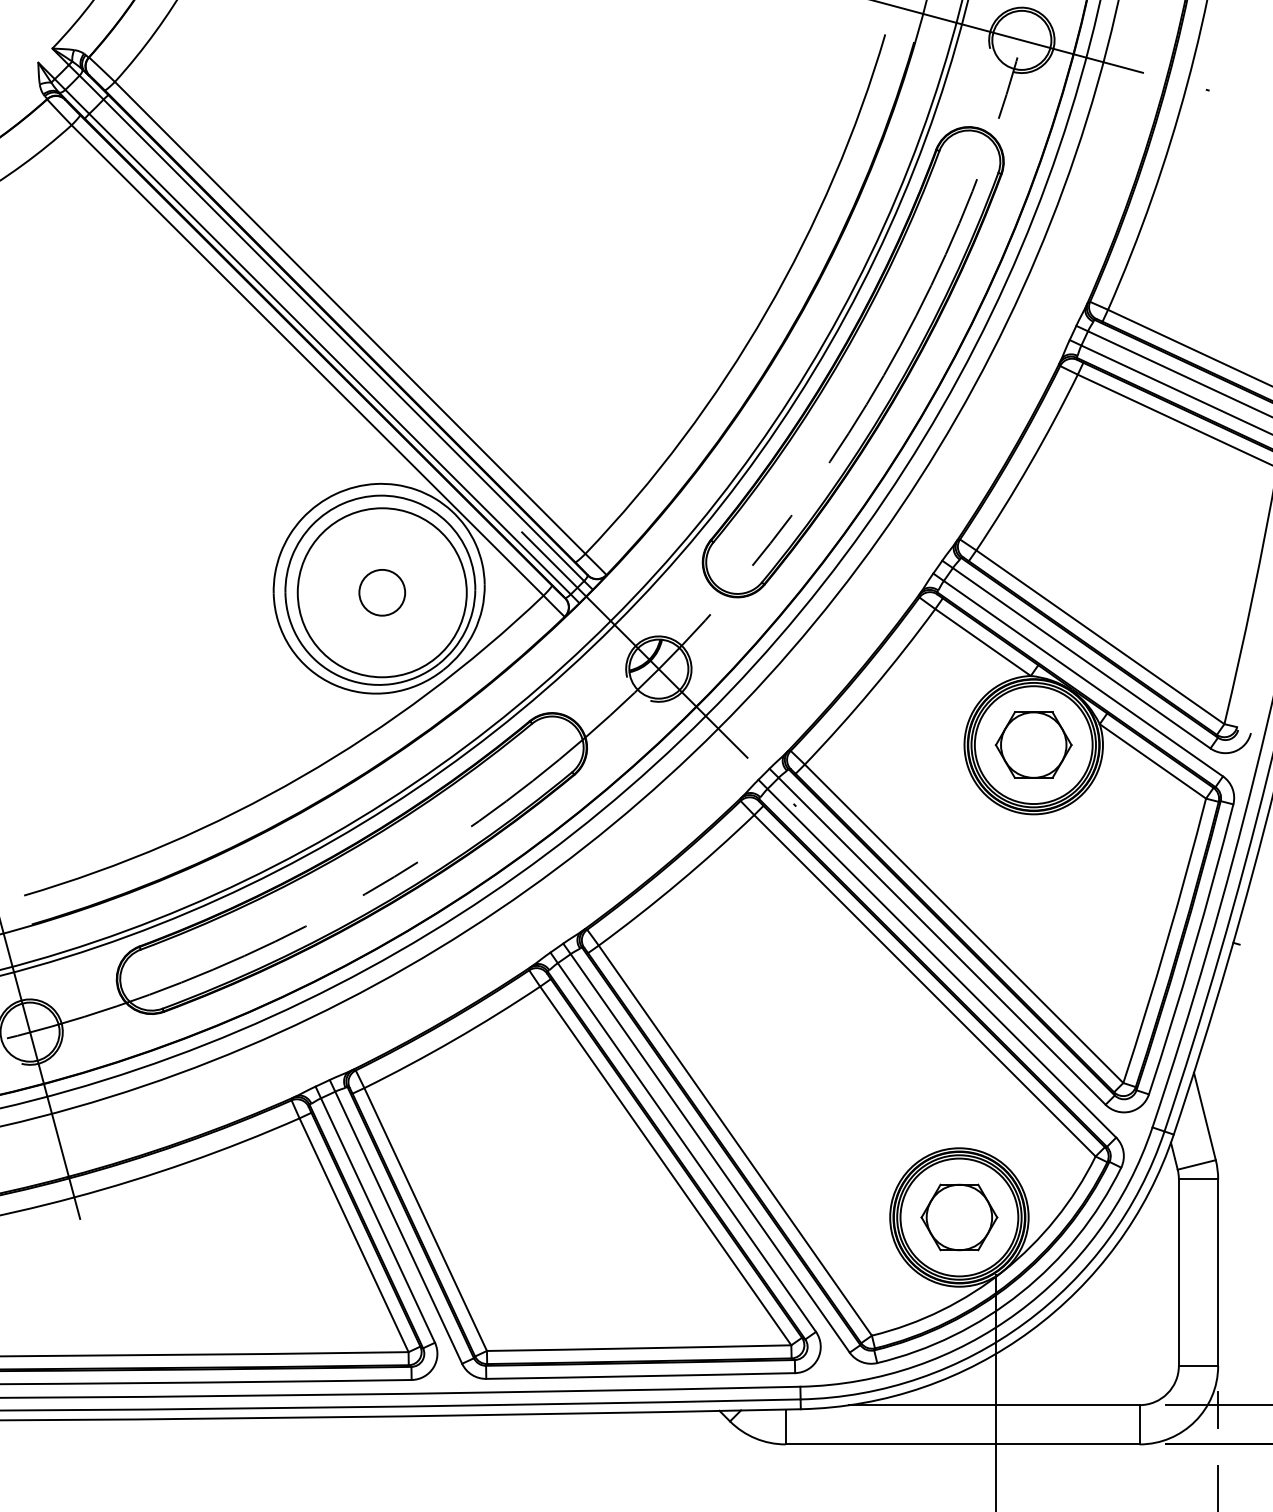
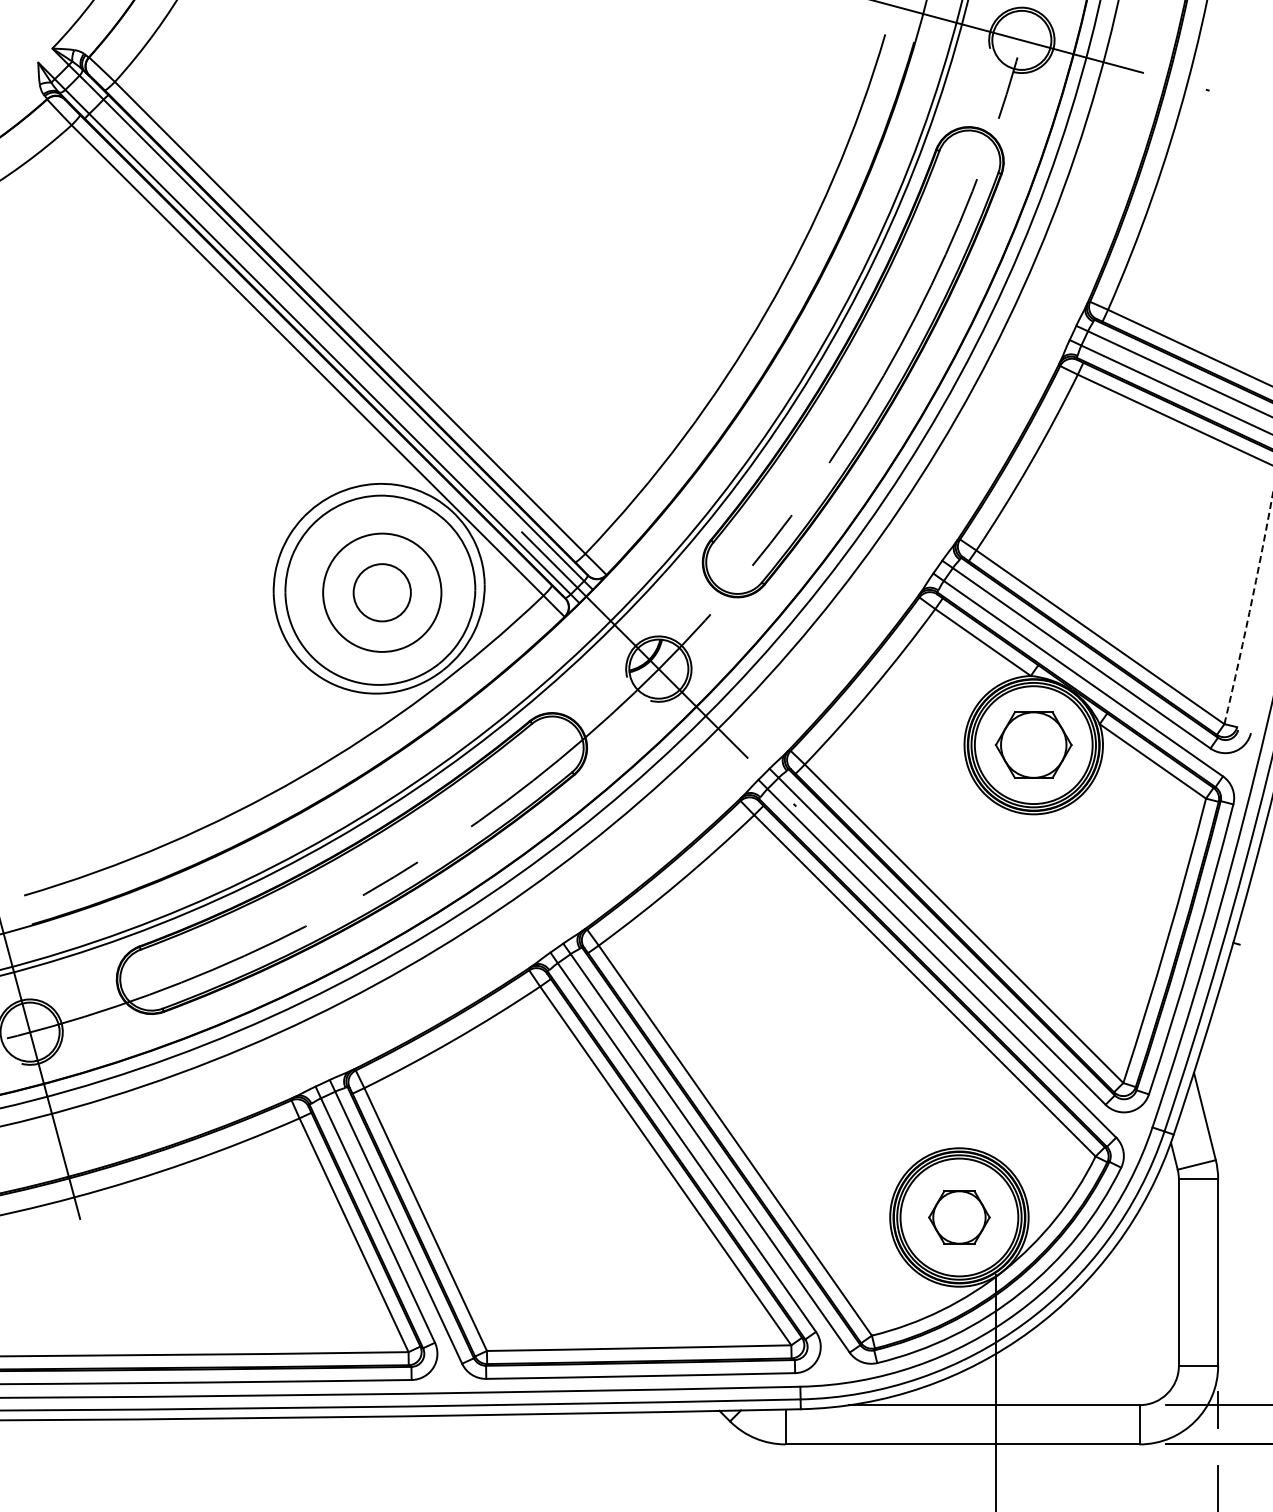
circle diameter: 169 px -> 118 px (382, 592)
circle diameter: 46 px -> 57 px (381, 592)
arc: solid -> dashed (1250, 608)
part size: 79x69 px -> 63x55 px (959, 1217)
